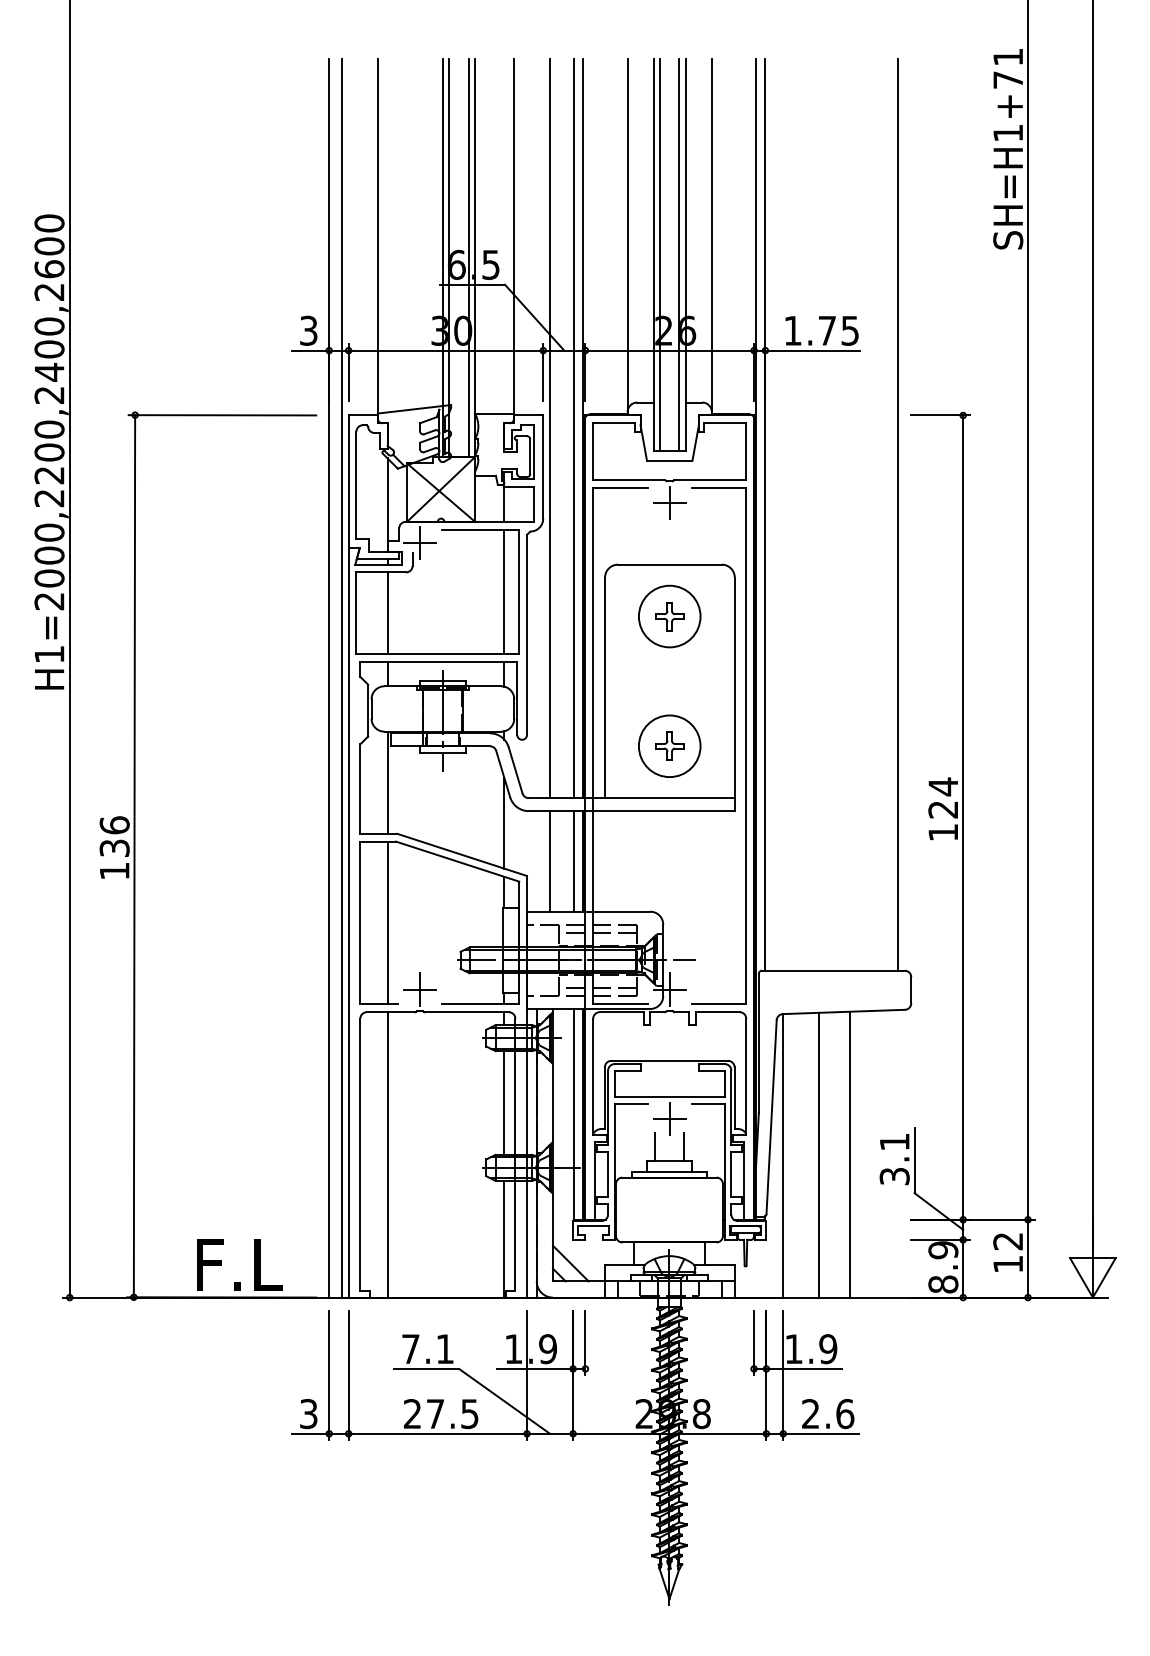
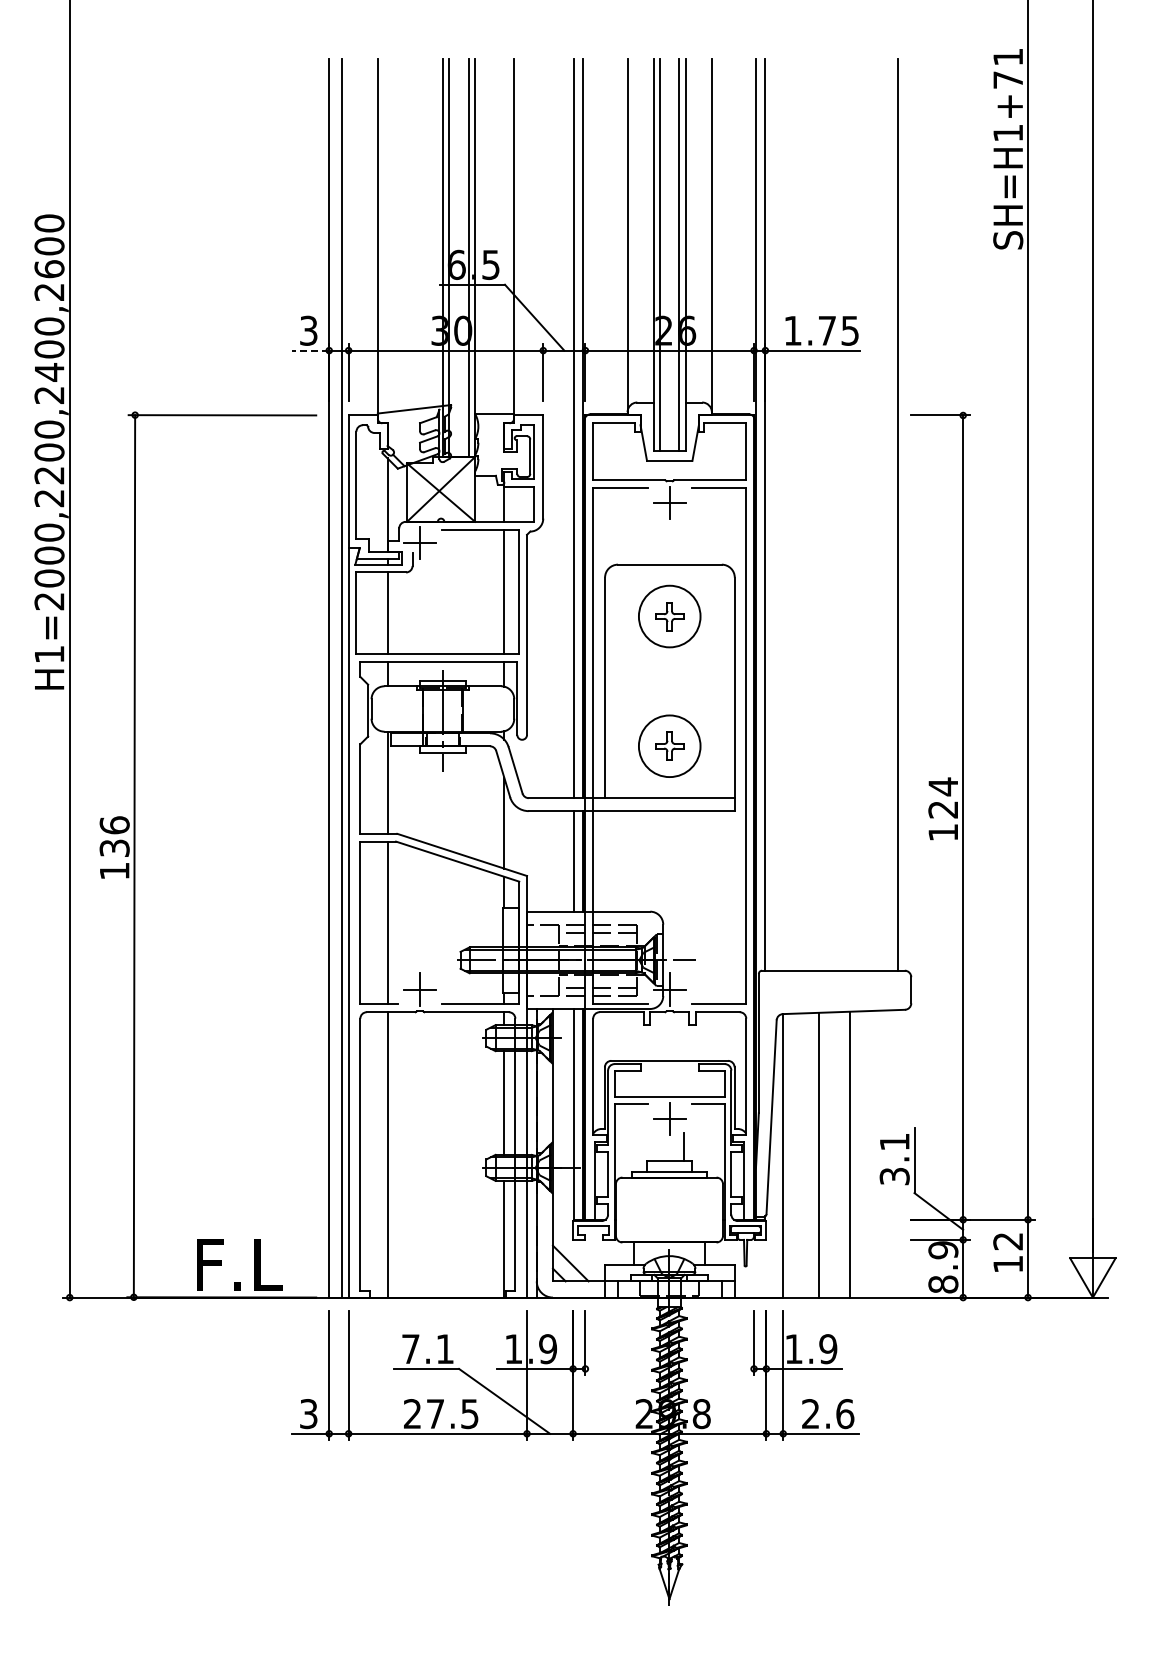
line: solid -> dashed (310, 350)
line: present -> none (549, 428)
line: present -> none (549, 861)
line: present -> none (655, 1146)
